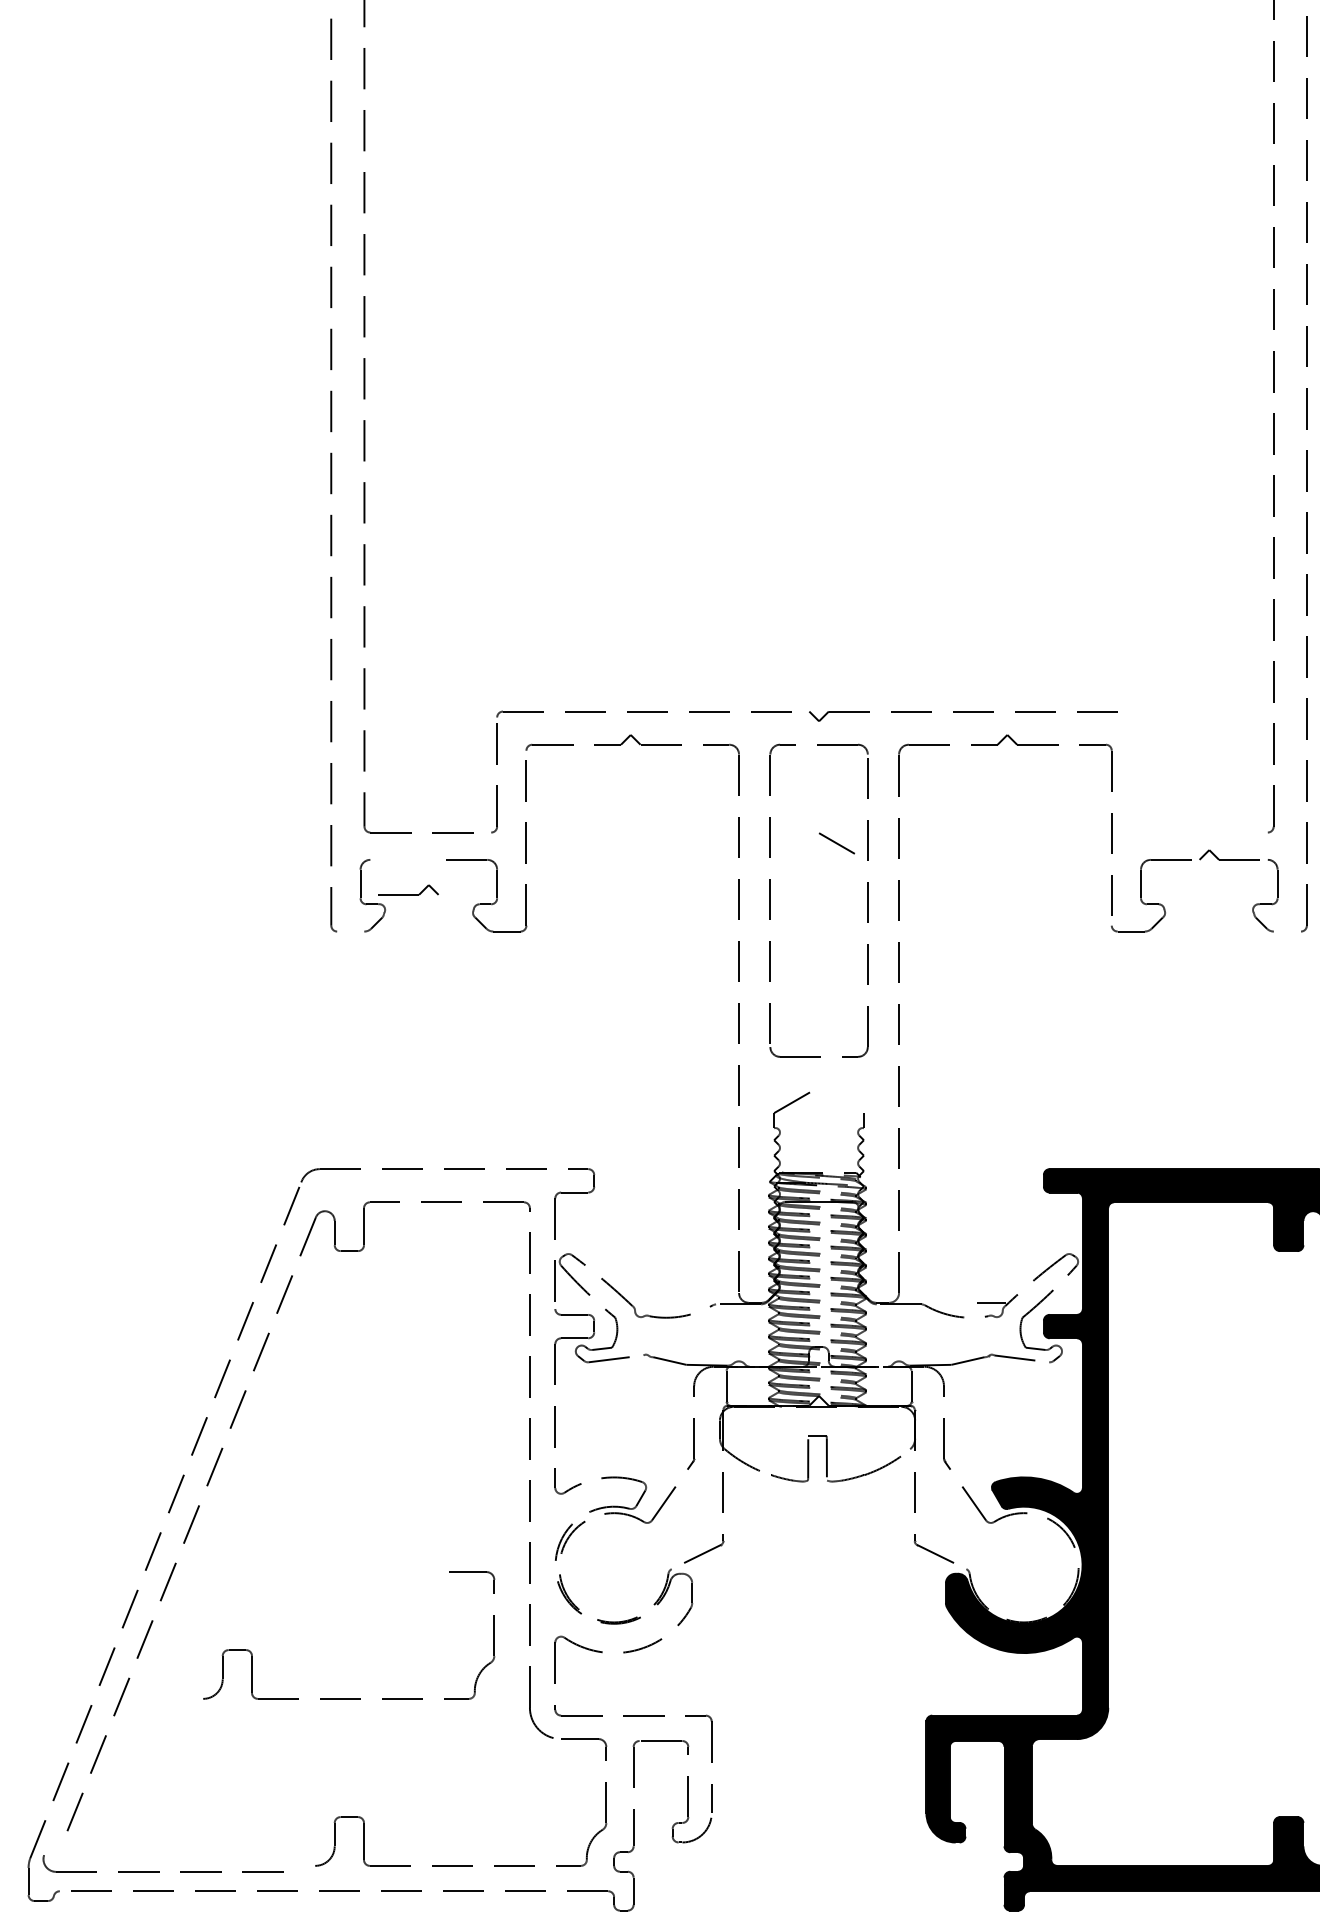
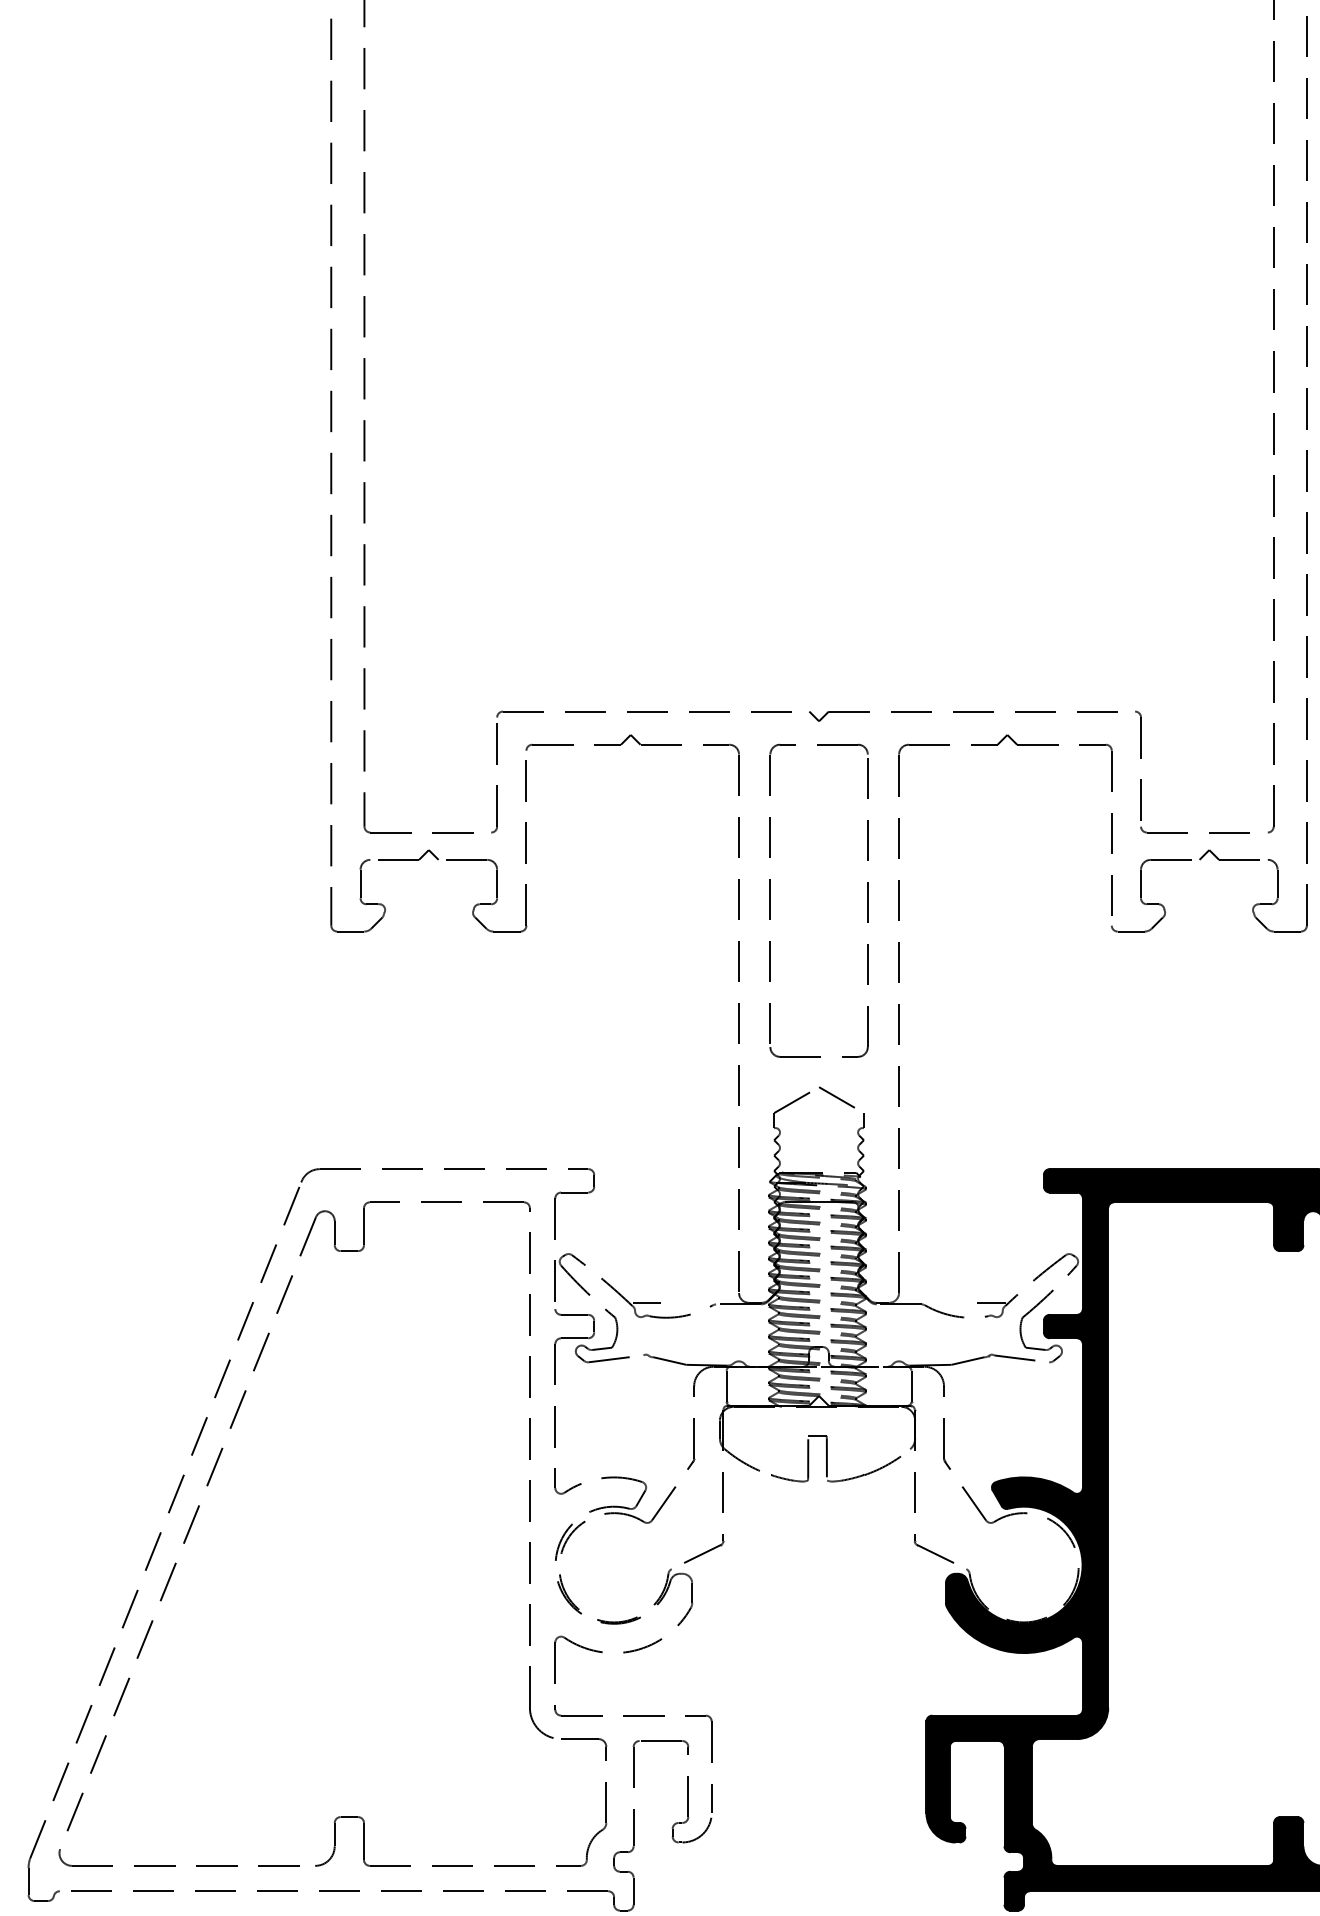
part: none -> present (1141, 779)
line position: (836, 843) -> (836, 1097) (836, 1097)
part position: (408, 889) -> (408, 854) (408, 854)
line: none -> present (350, 931)
line: none -> present (1287, 931)
line: none -> present (646, 1302)
part: present -> none (349, 1698)
part position: (159, 1871) -> (175, 1865) (175, 1865)
